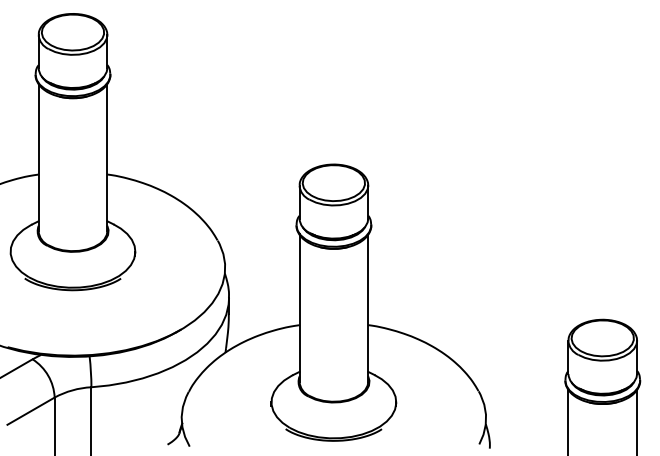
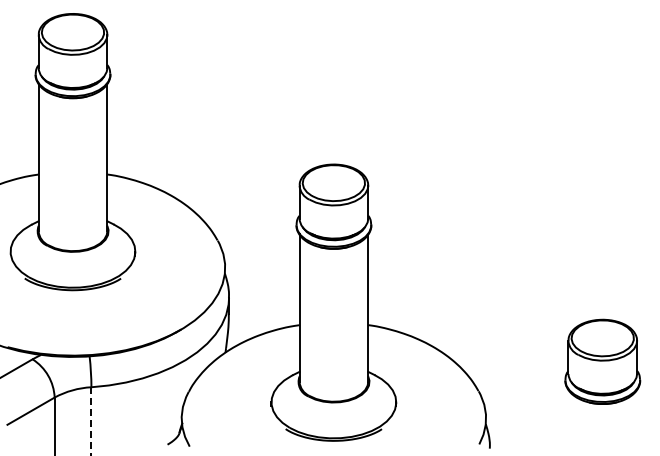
line: present -> none (568, 420)
line: present -> none (637, 420)
line: solid -> dashed (91, 421)
